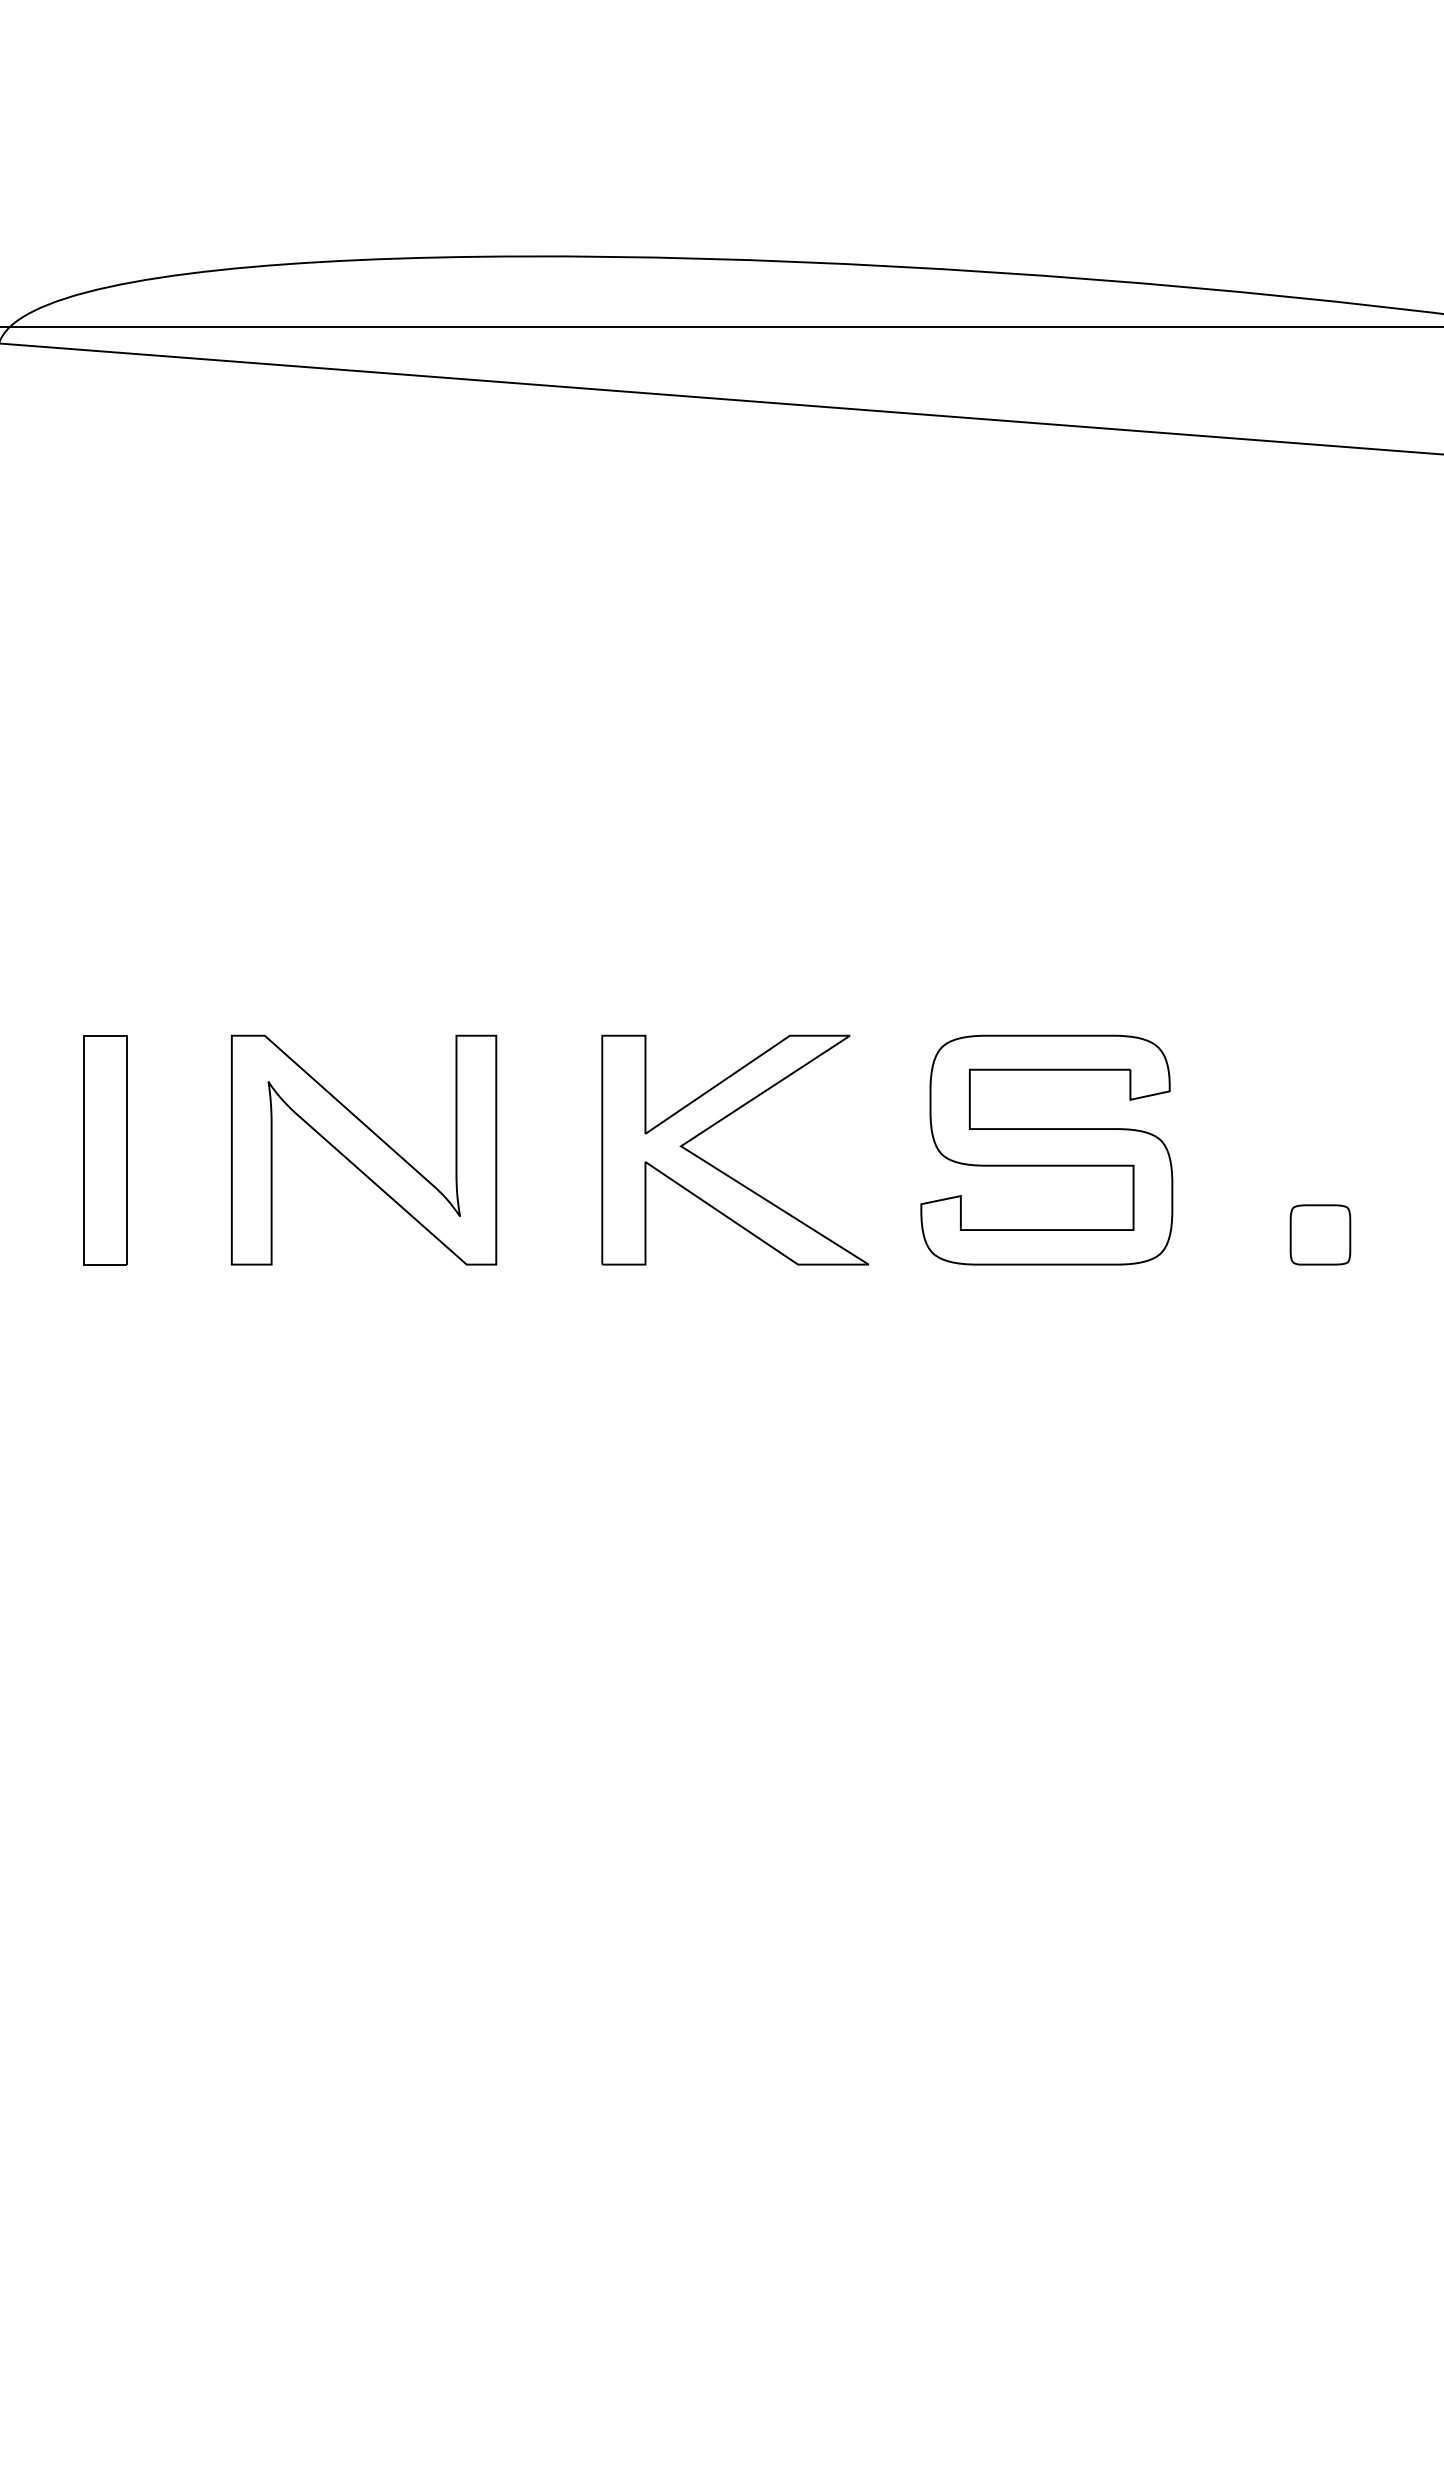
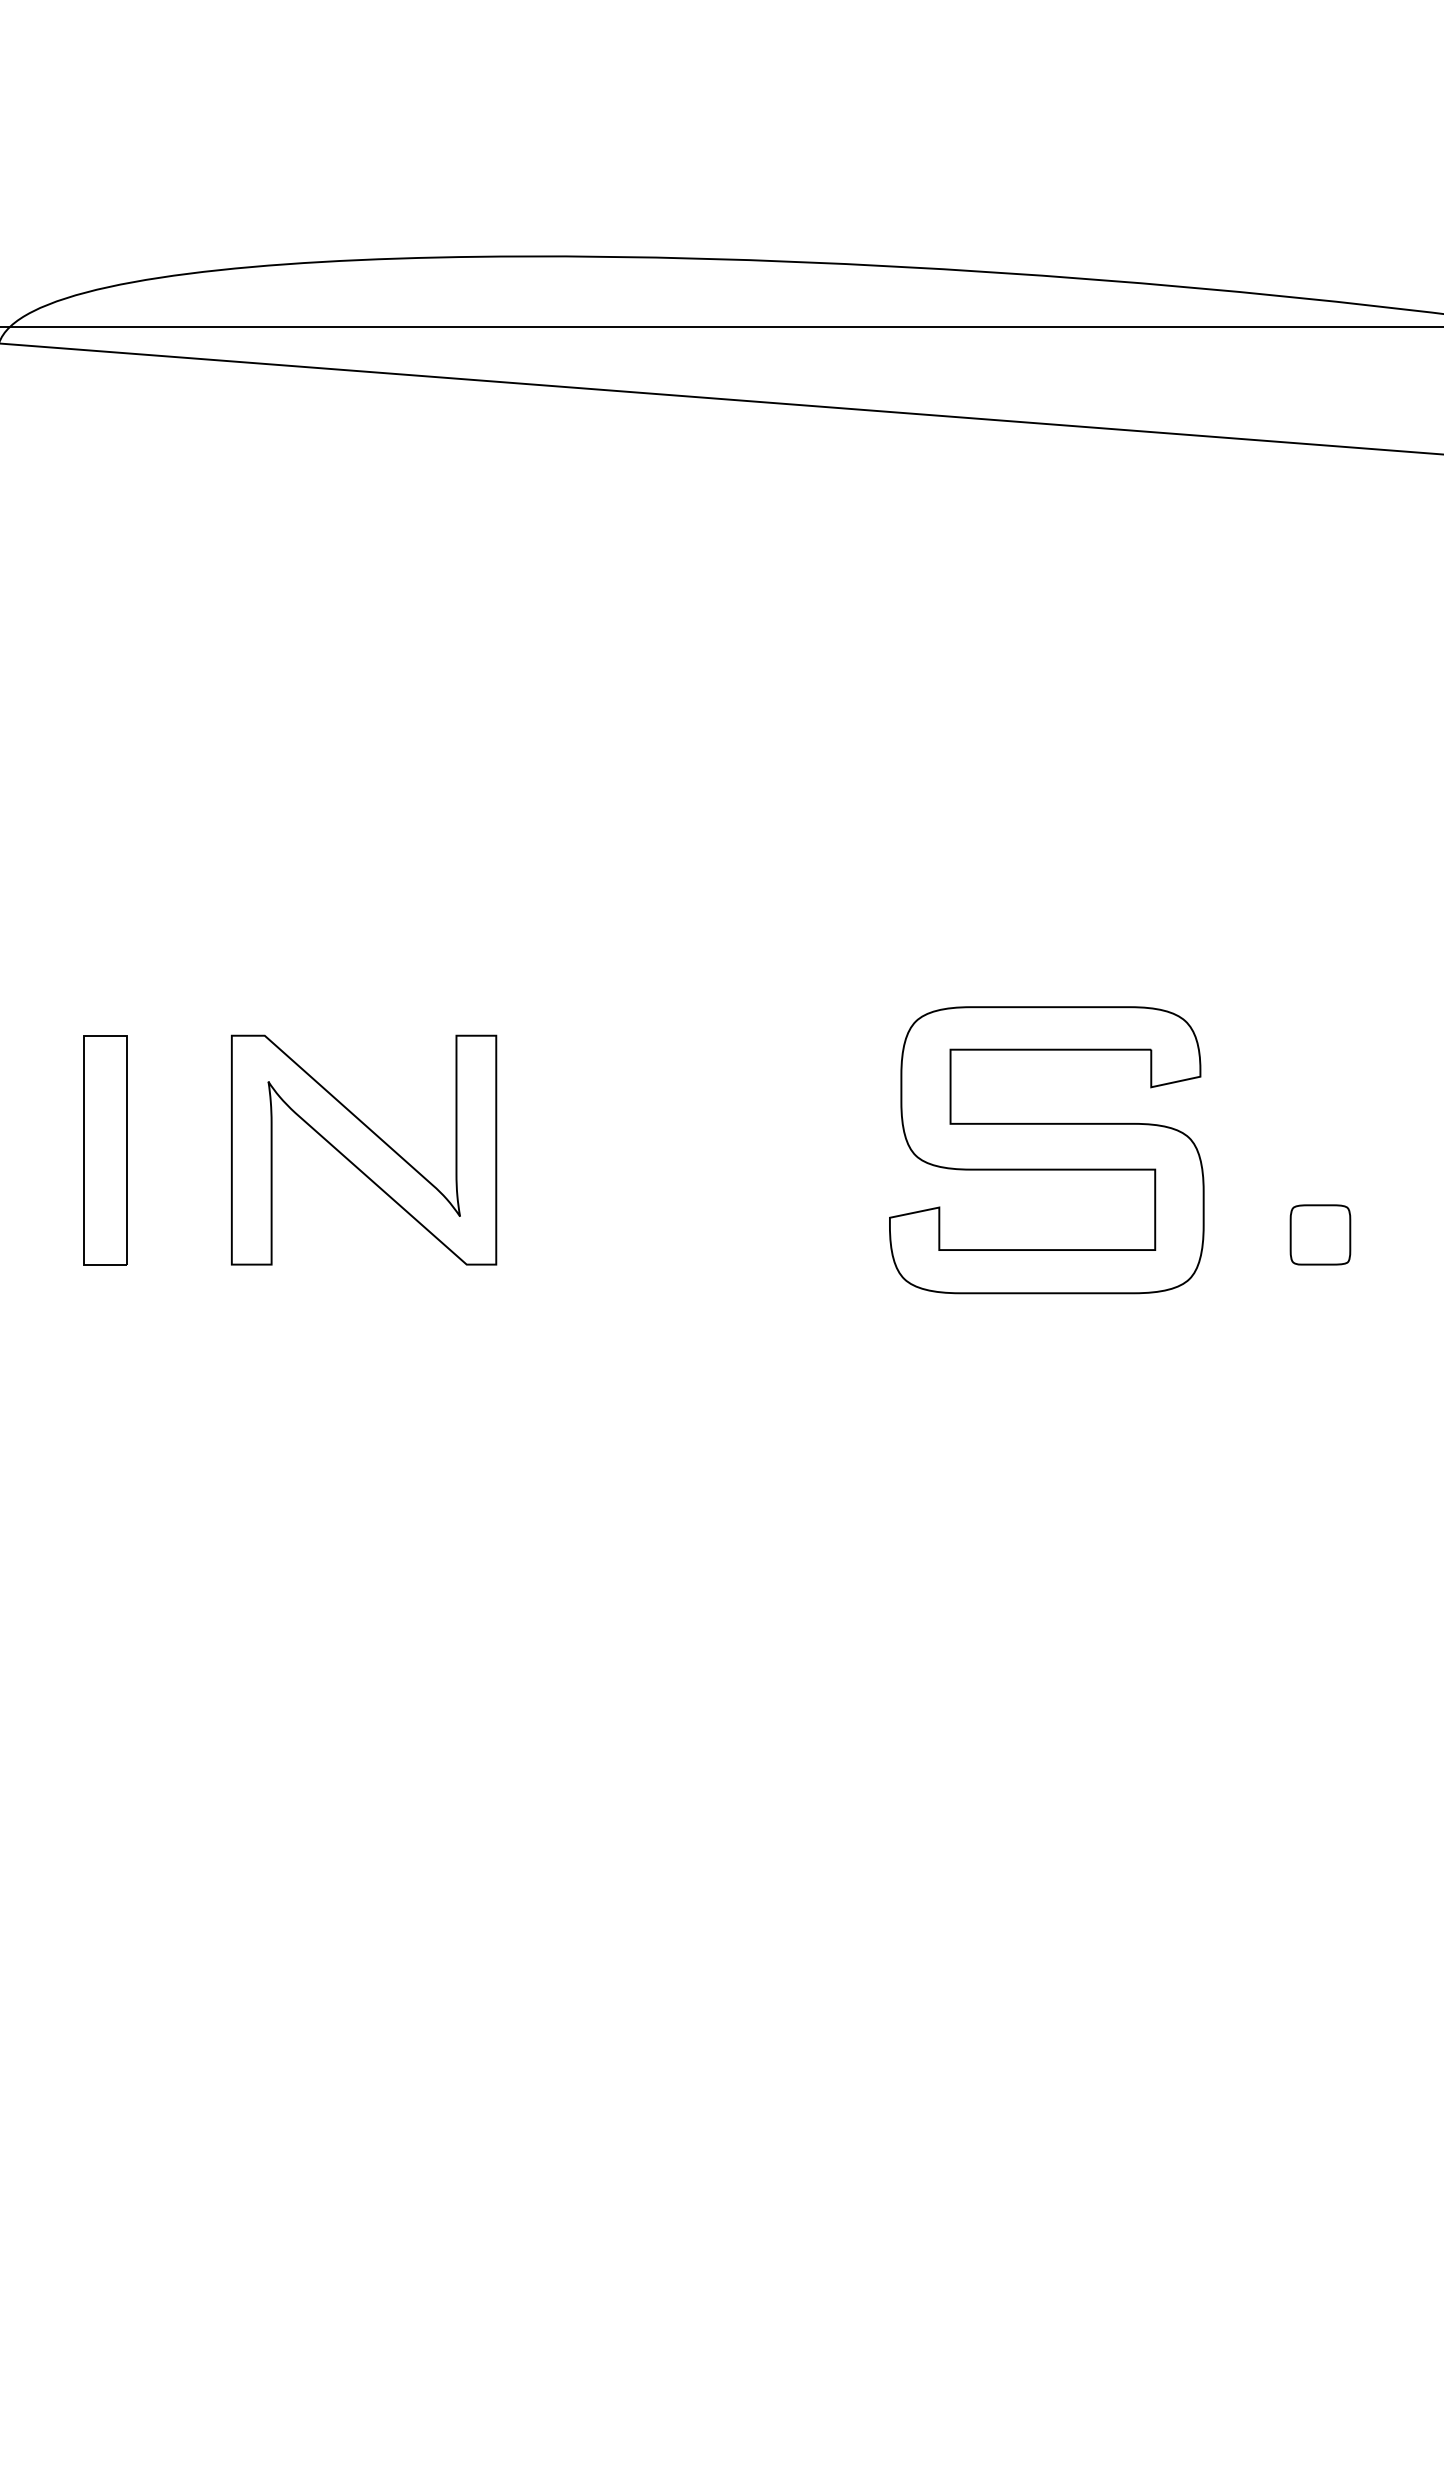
part size: 254x232 px -> 316x289 px (1046, 1150)
part: present -> none (723, 1171)
